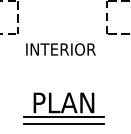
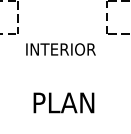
line: present -> none (63, 117)
line: present -> none (63, 124)
